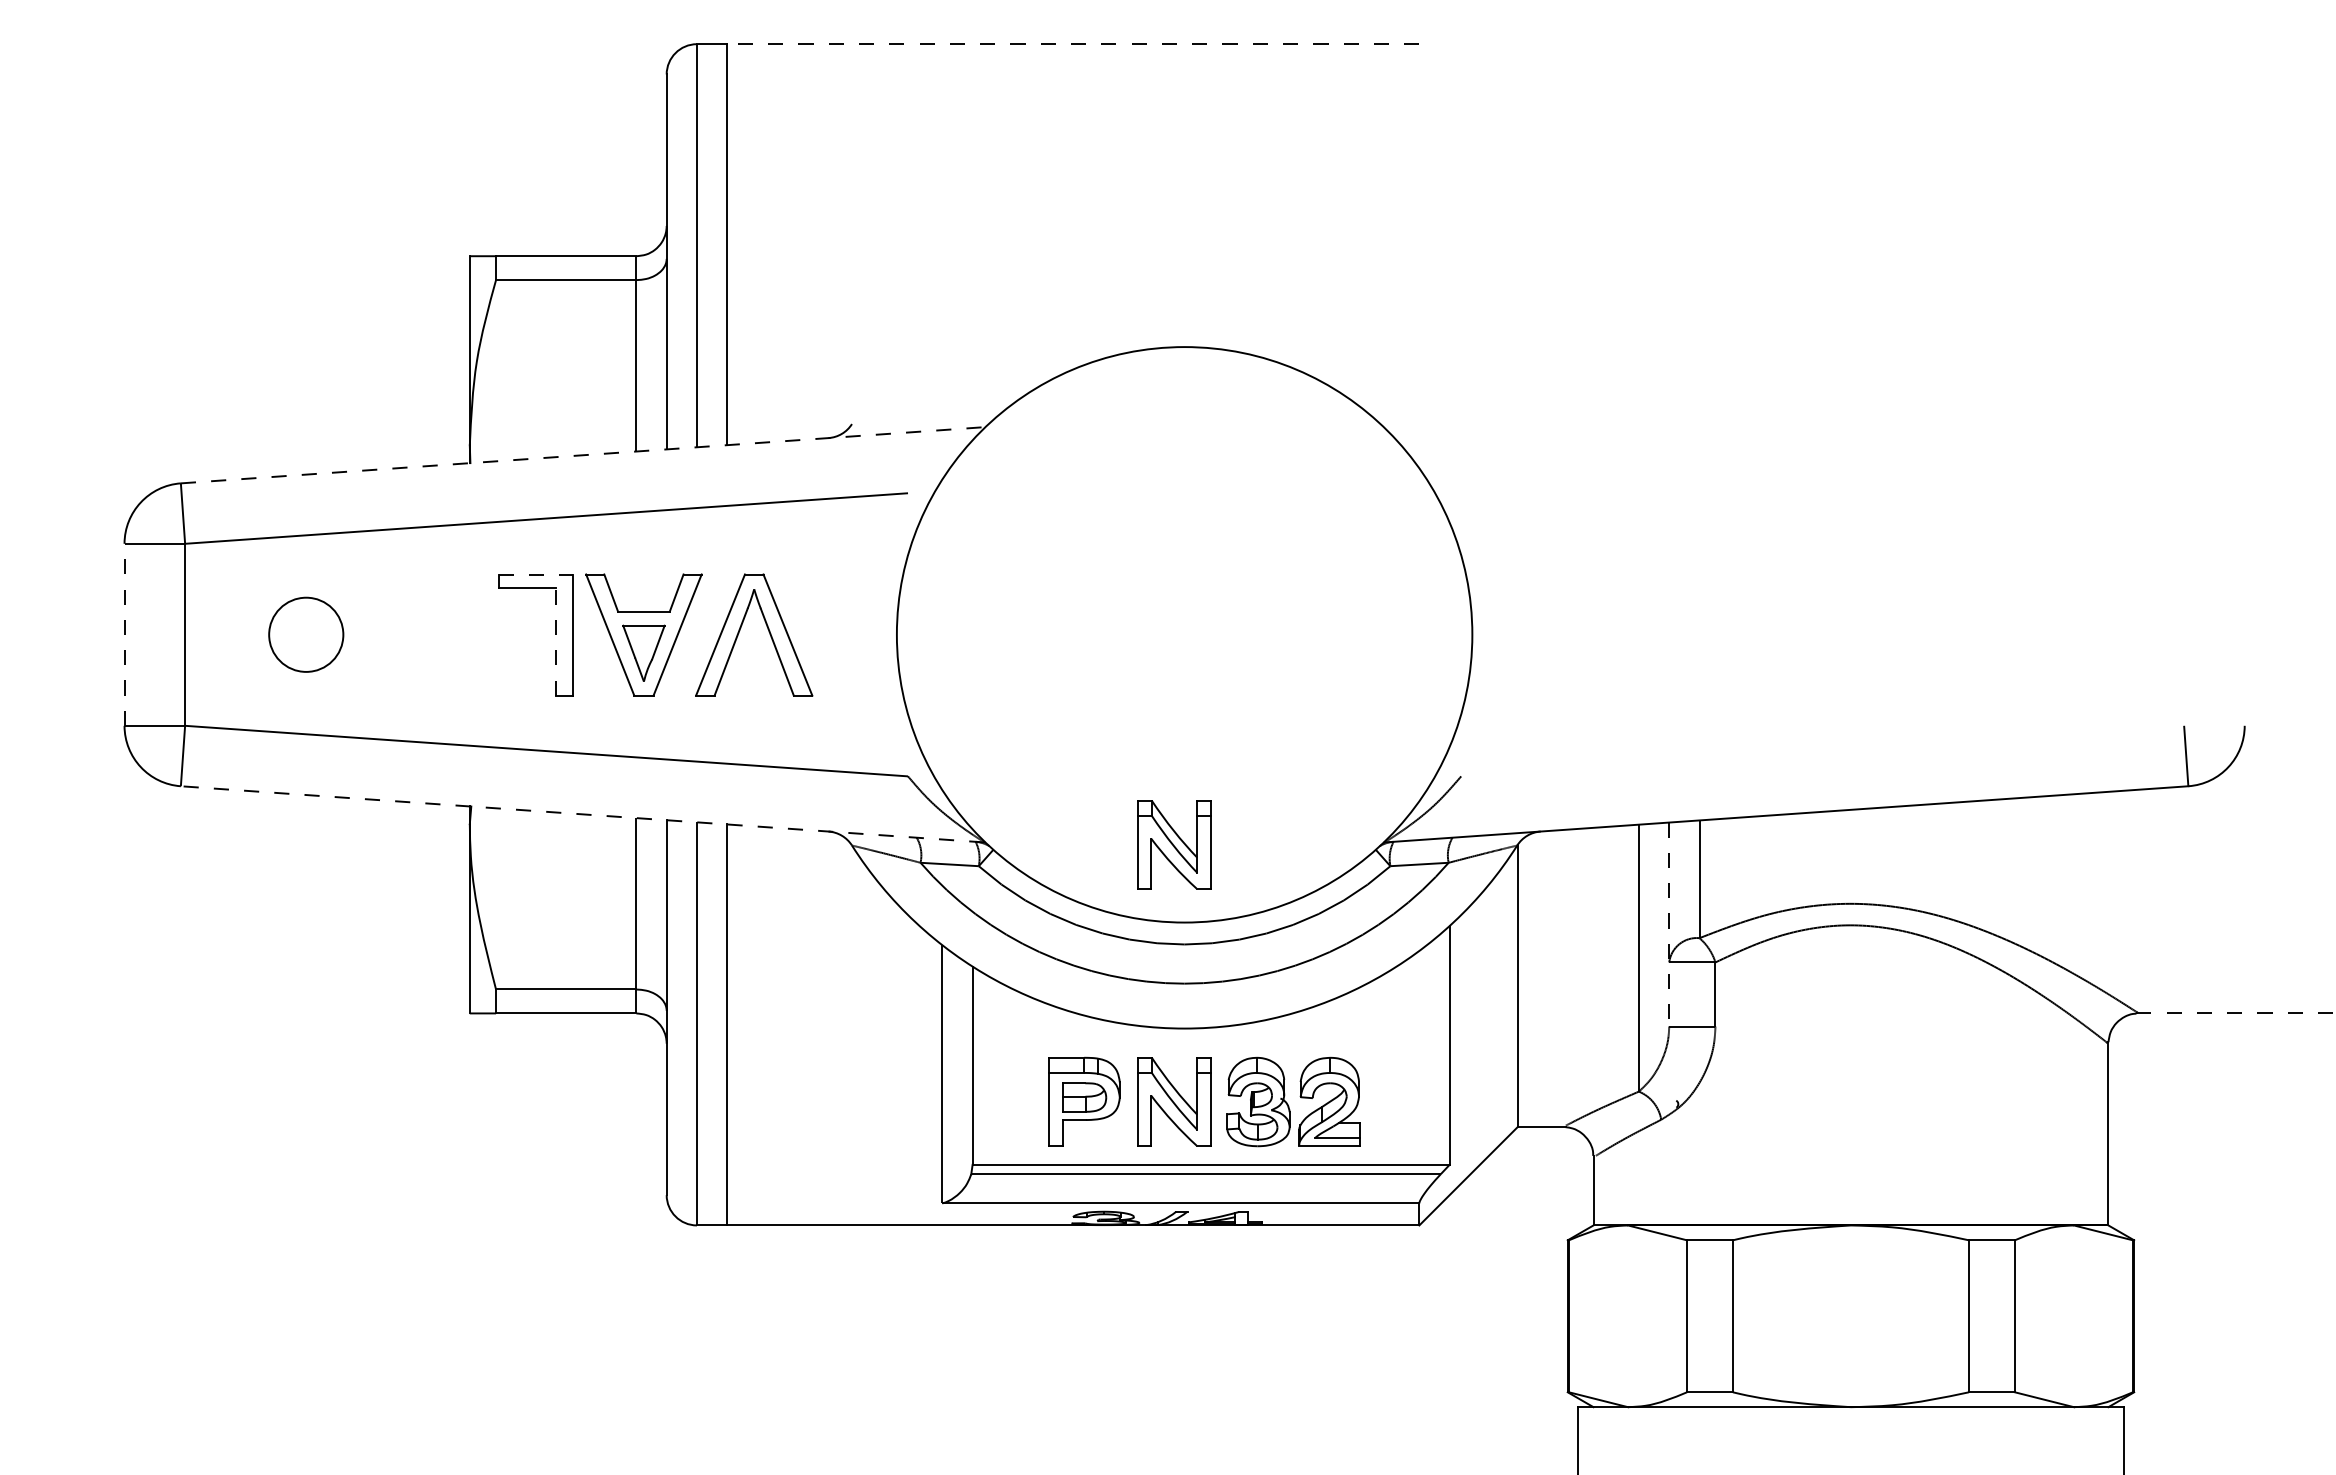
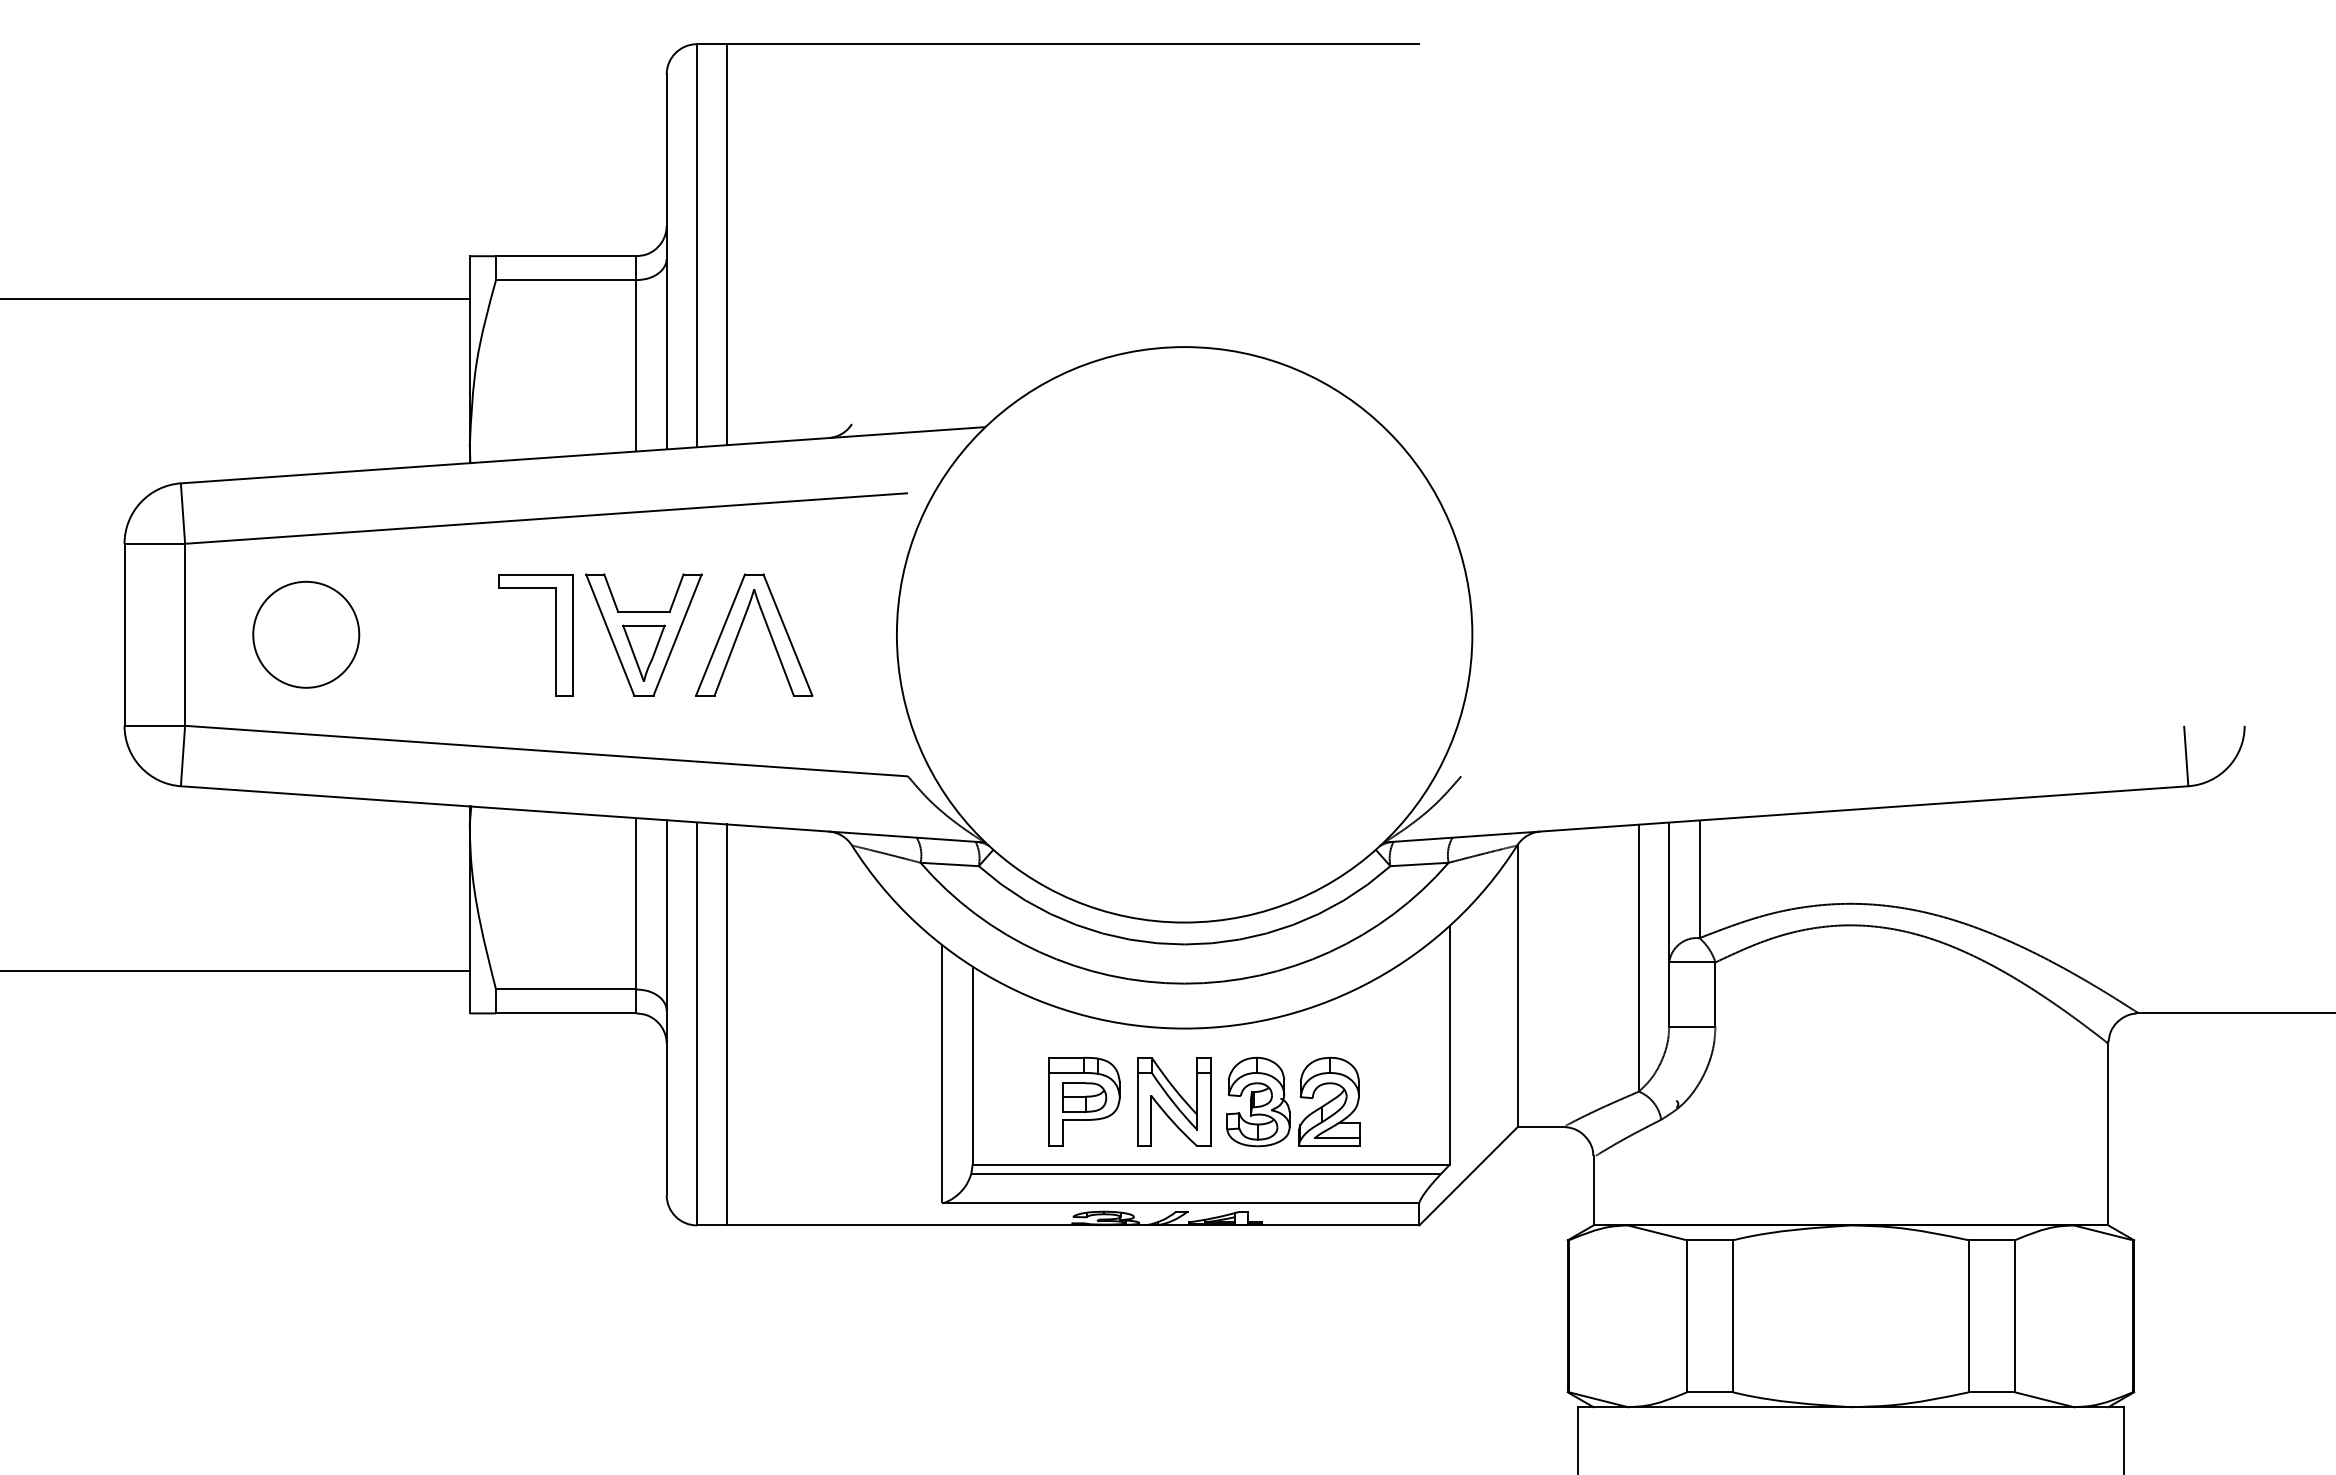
line: dashed -> solid (1072, 44)
line: none -> present (235, 298)
line: dashed -> solid (582, 455)
line: dashed -> solid (536, 574)
line: dashed -> solid (124, 634)
circle diameter: 74 px -> 106 px (306, 634)
line: dashed -> solid (556, 642)
line: dashed -> solid (582, 814)
part: present -> none (1174, 844)
line: dashed -> solid (1669, 925)
line: none -> present (235, 971)
line: dashed -> solid (2236, 1013)
